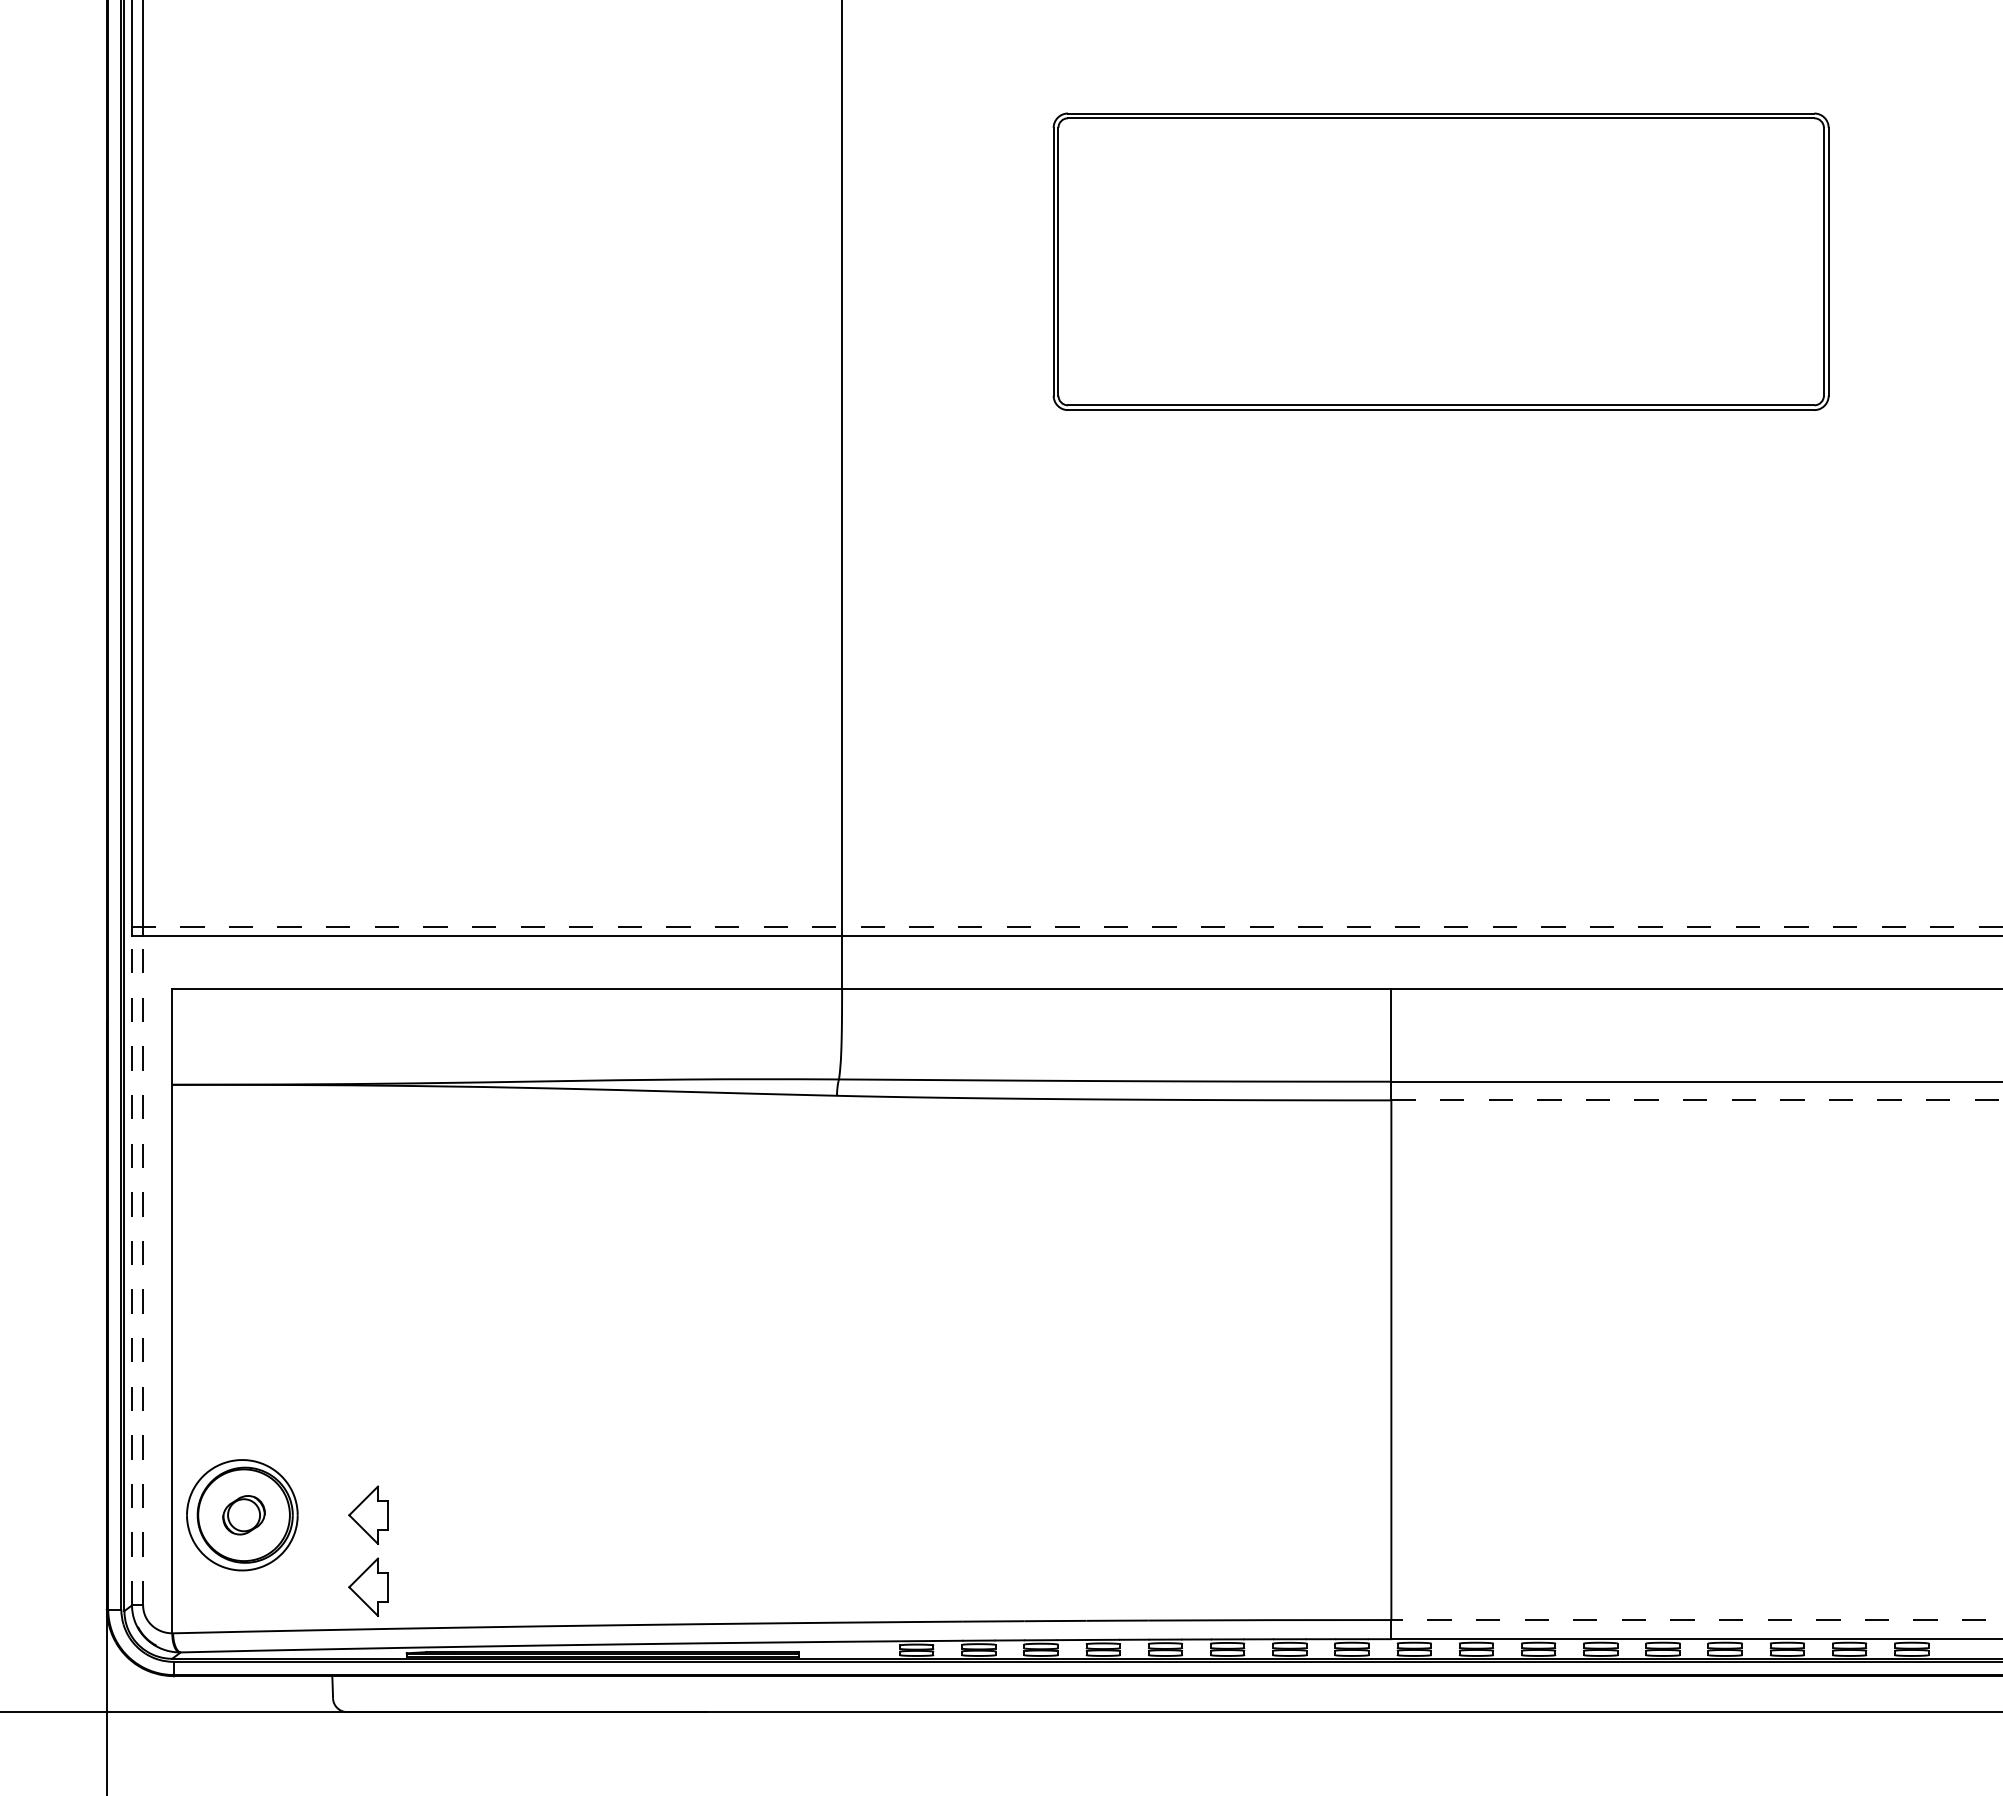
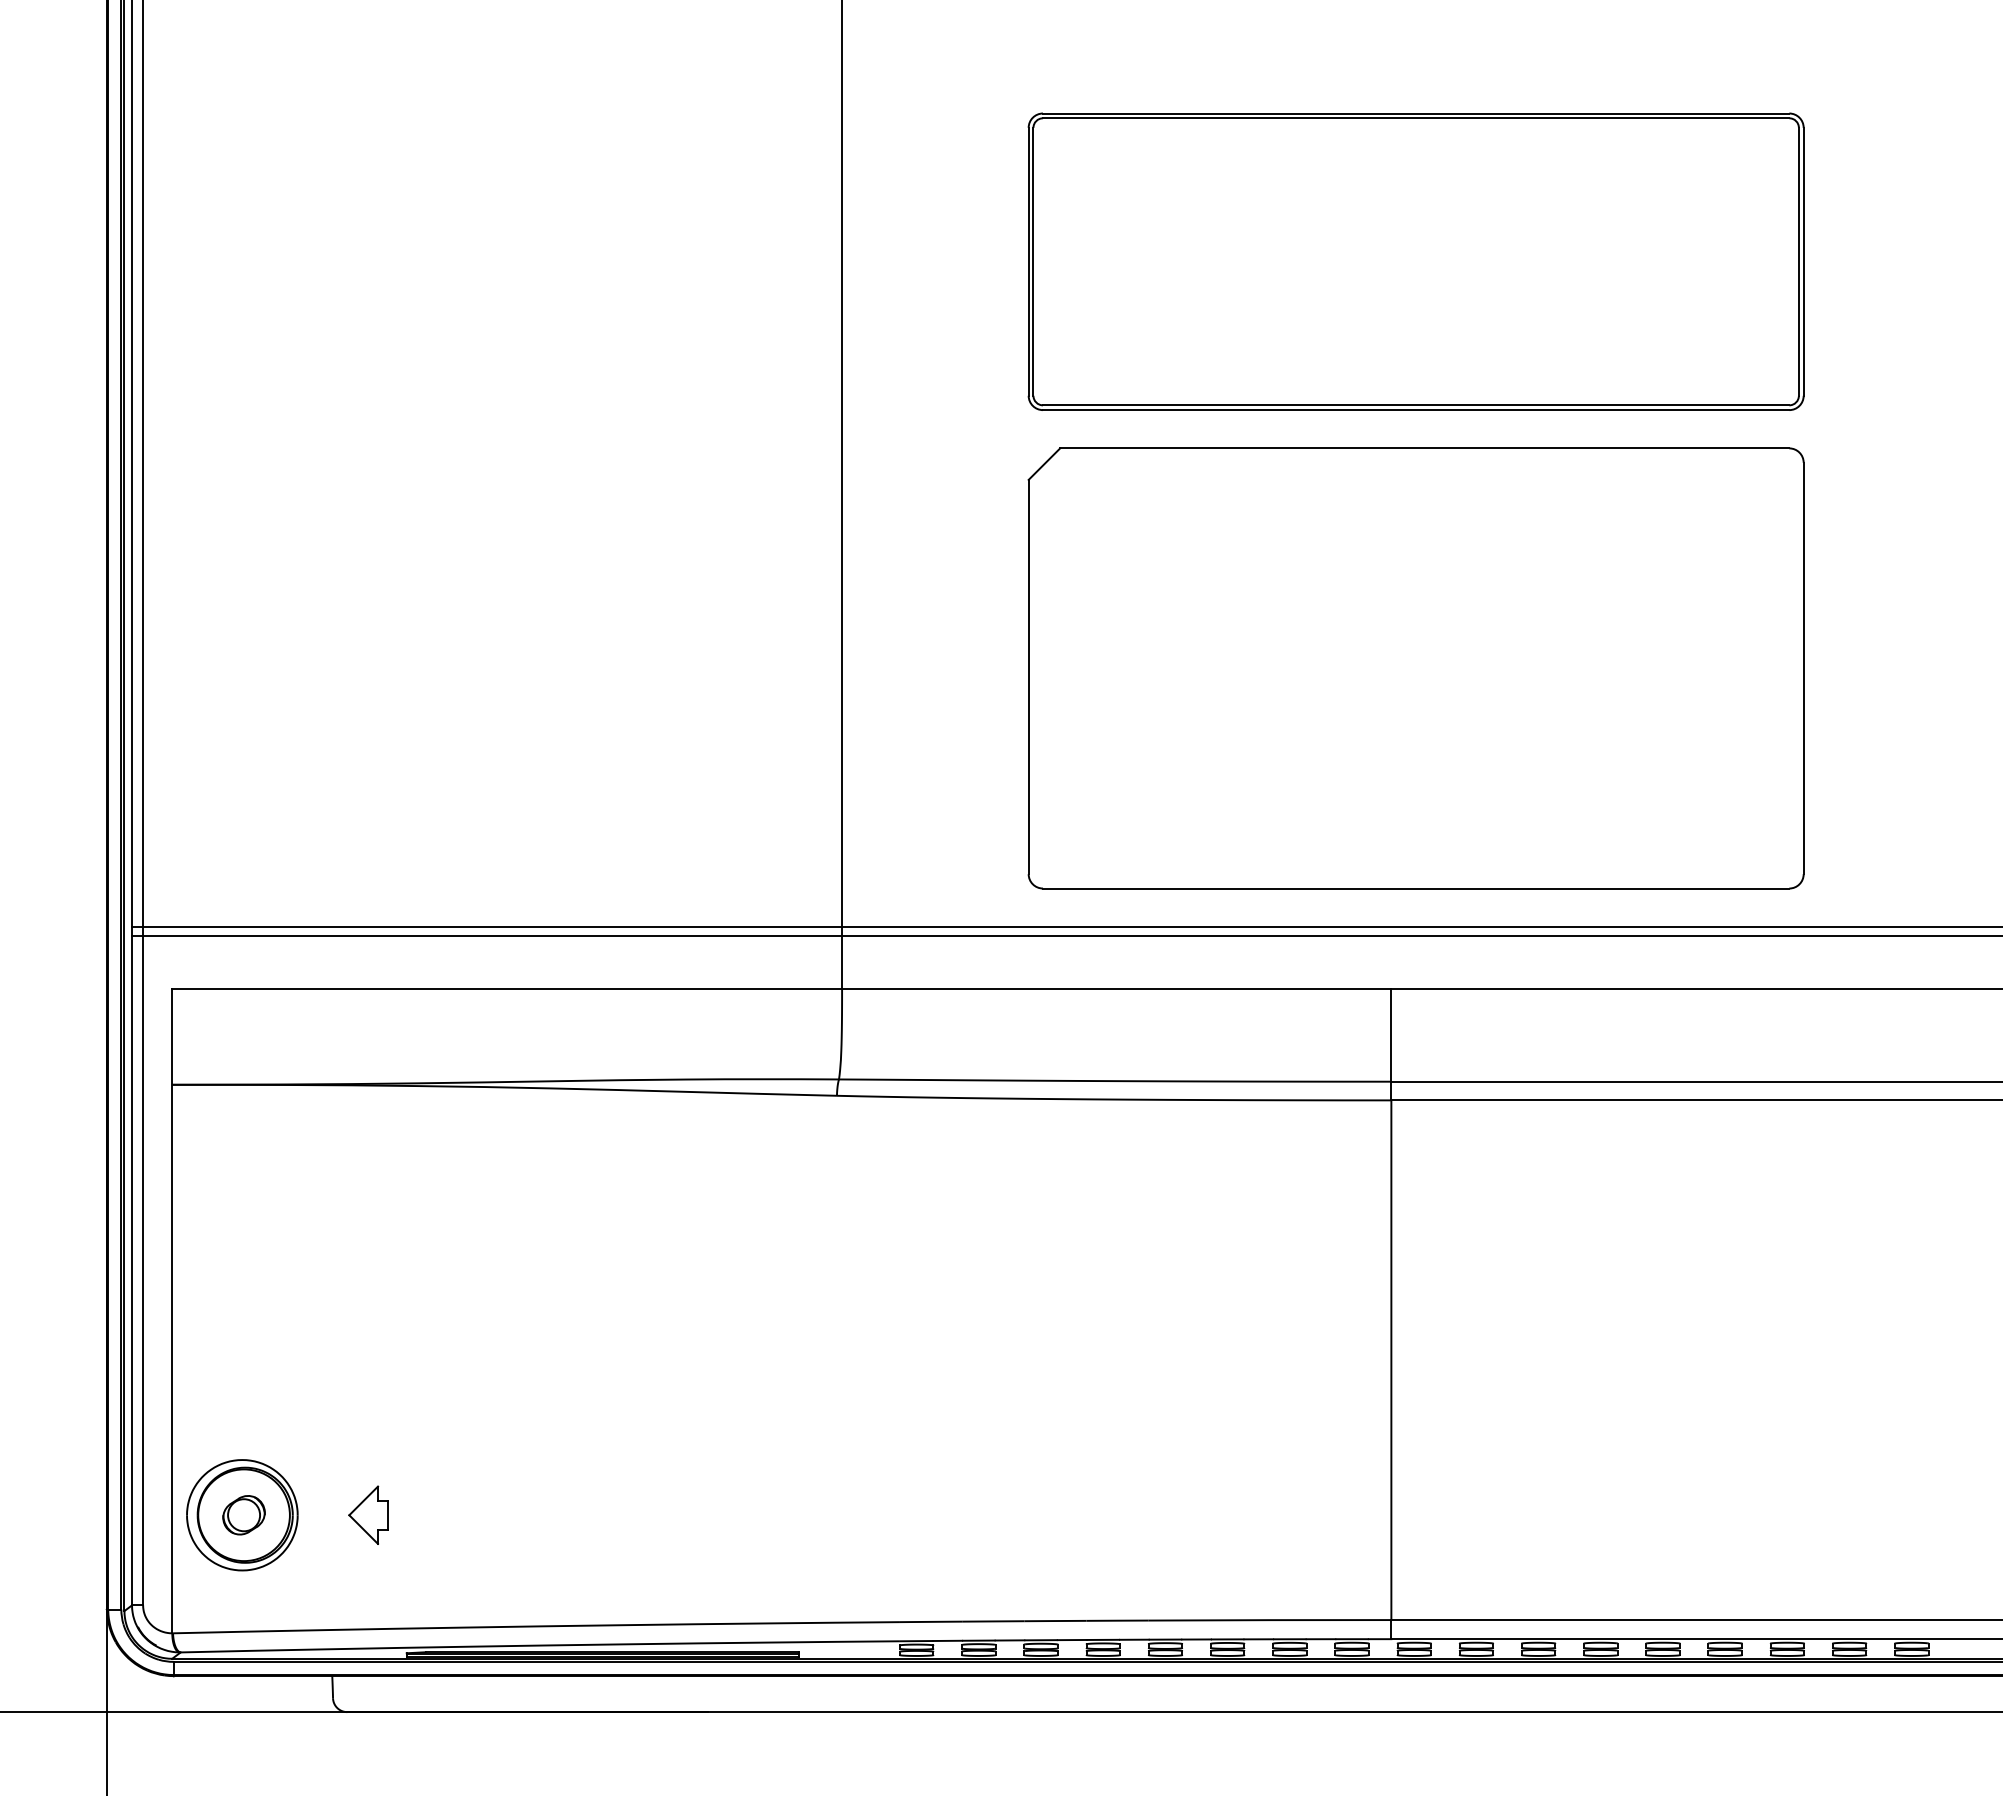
part position: (1440, 261) -> (1415, 261) (1415, 261)
part: none -> present (1415, 668)
line: dashed -> solid (1067, 926)
line: dashed -> solid (1697, 1100)
line: dashed -> solid (132, 1270)
line: dashed -> solid (143, 1270)
part: present -> none (368, 1586)
line: dashed -> solid (1696, 1620)
